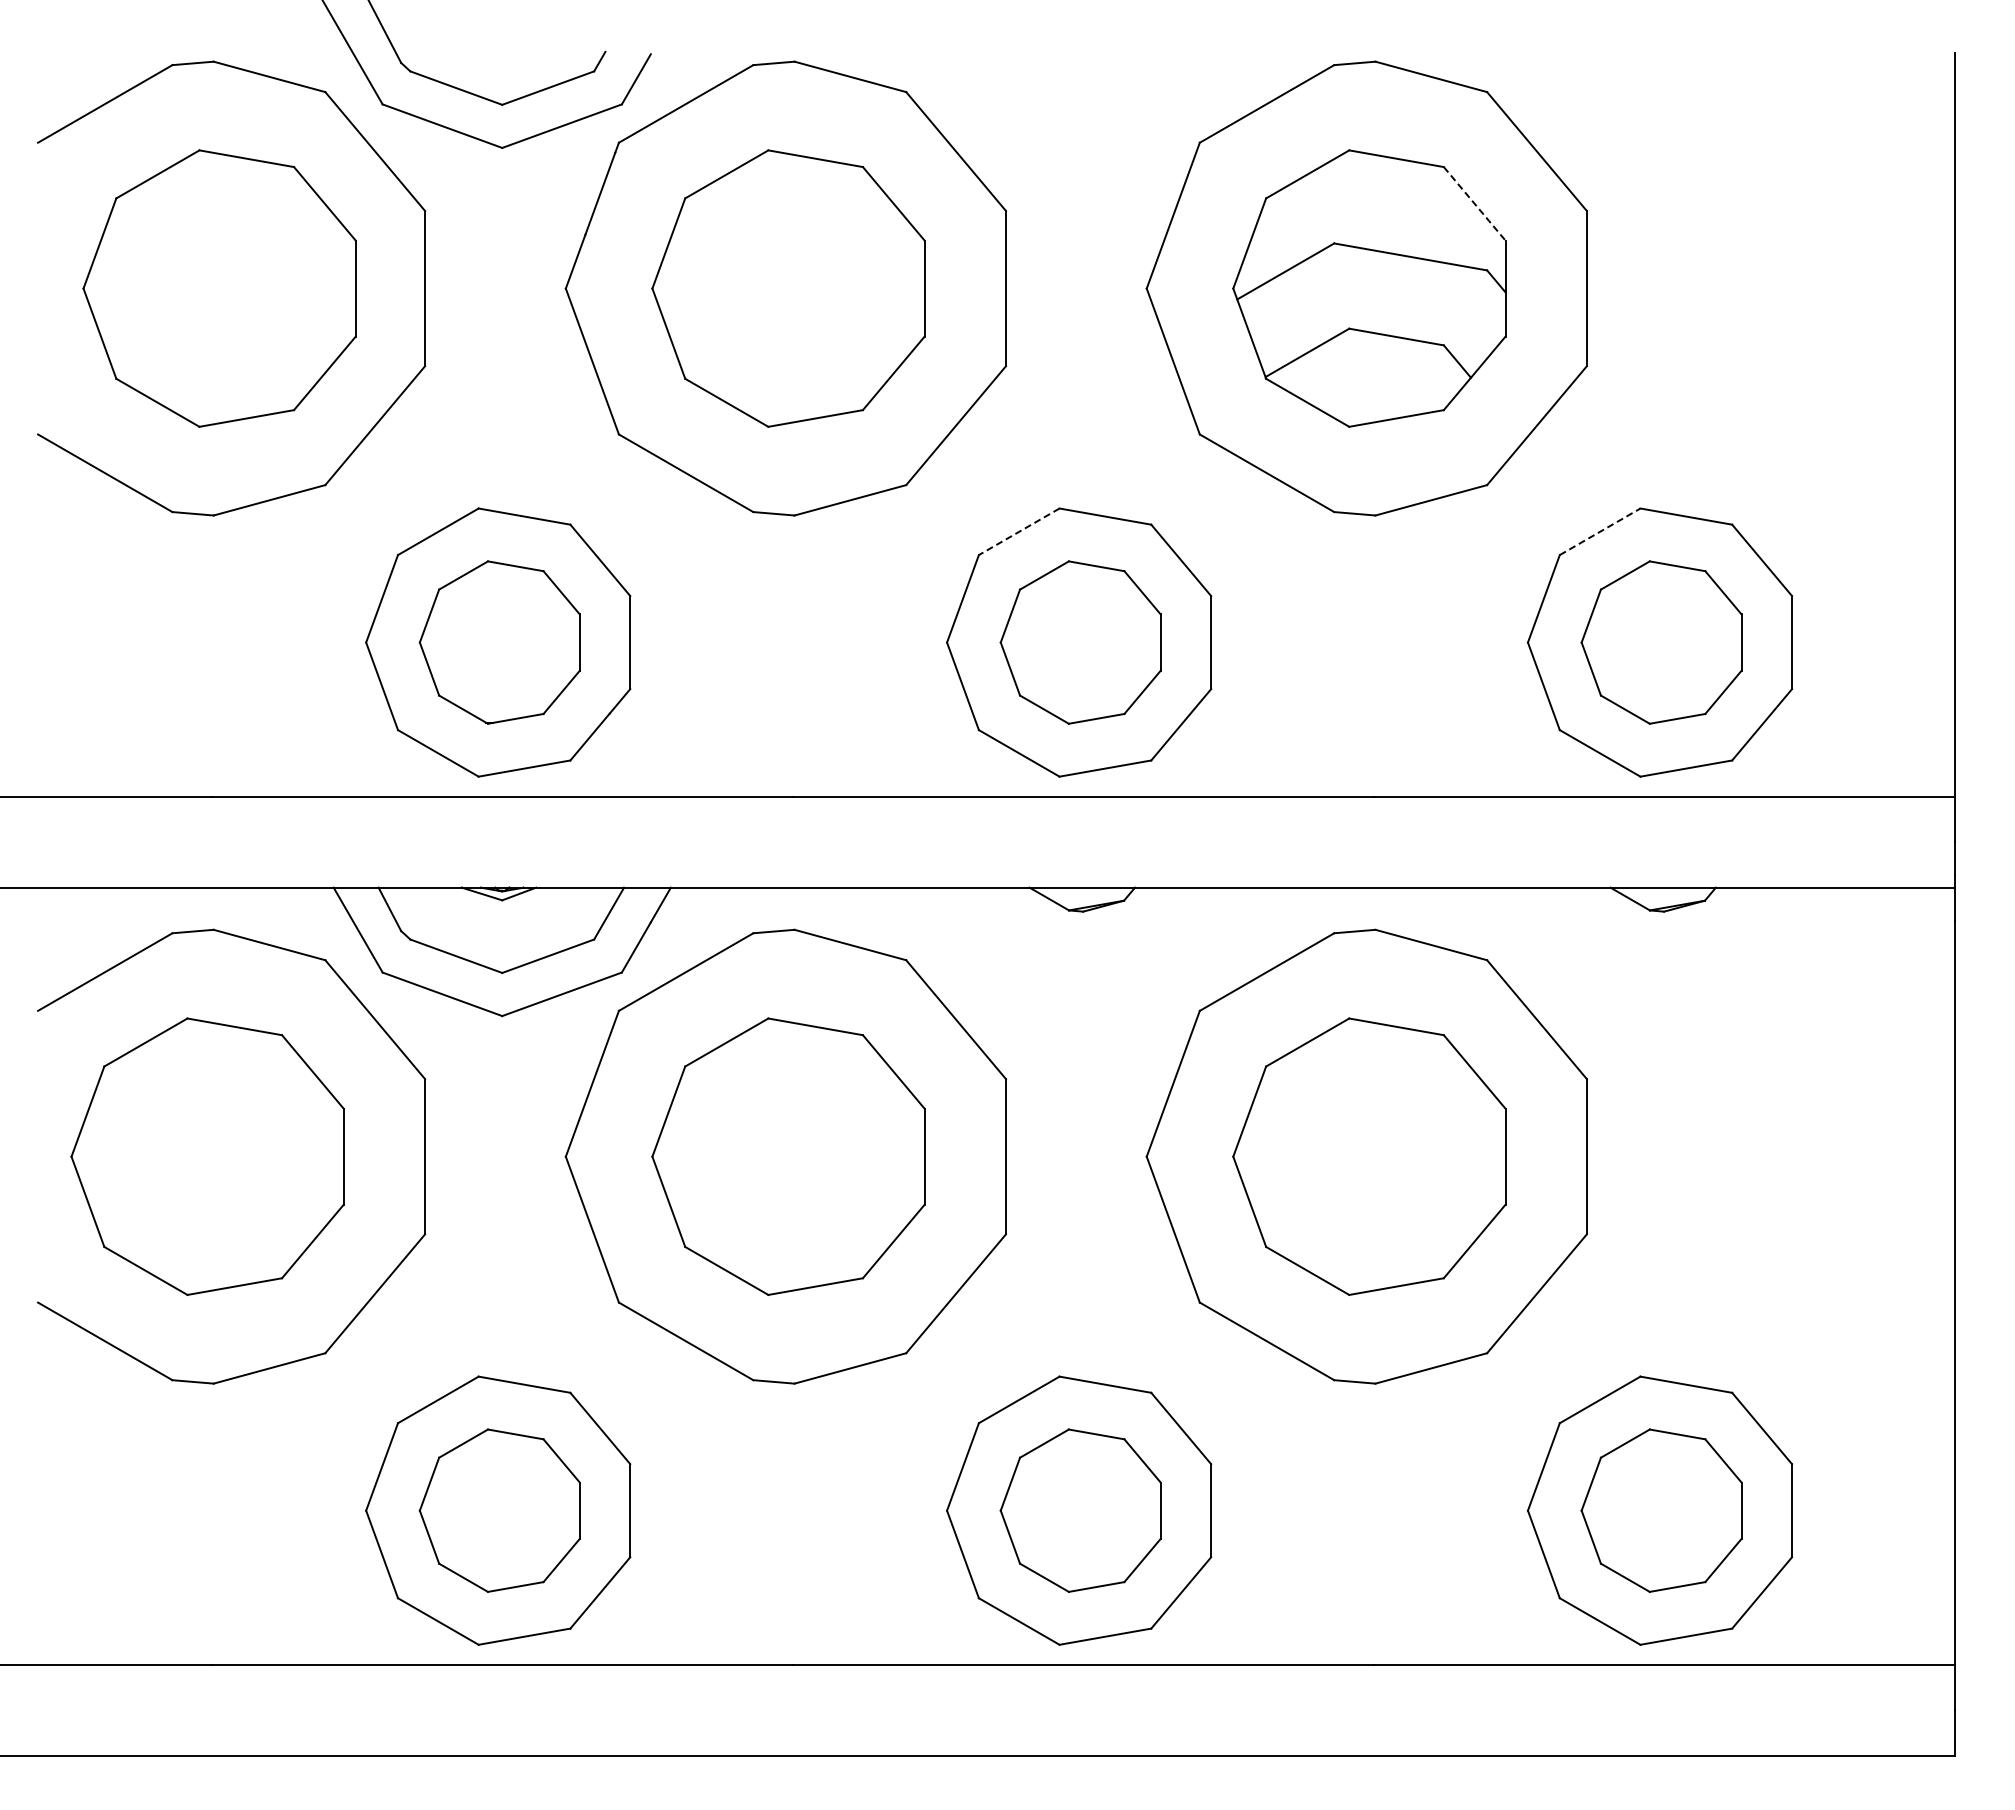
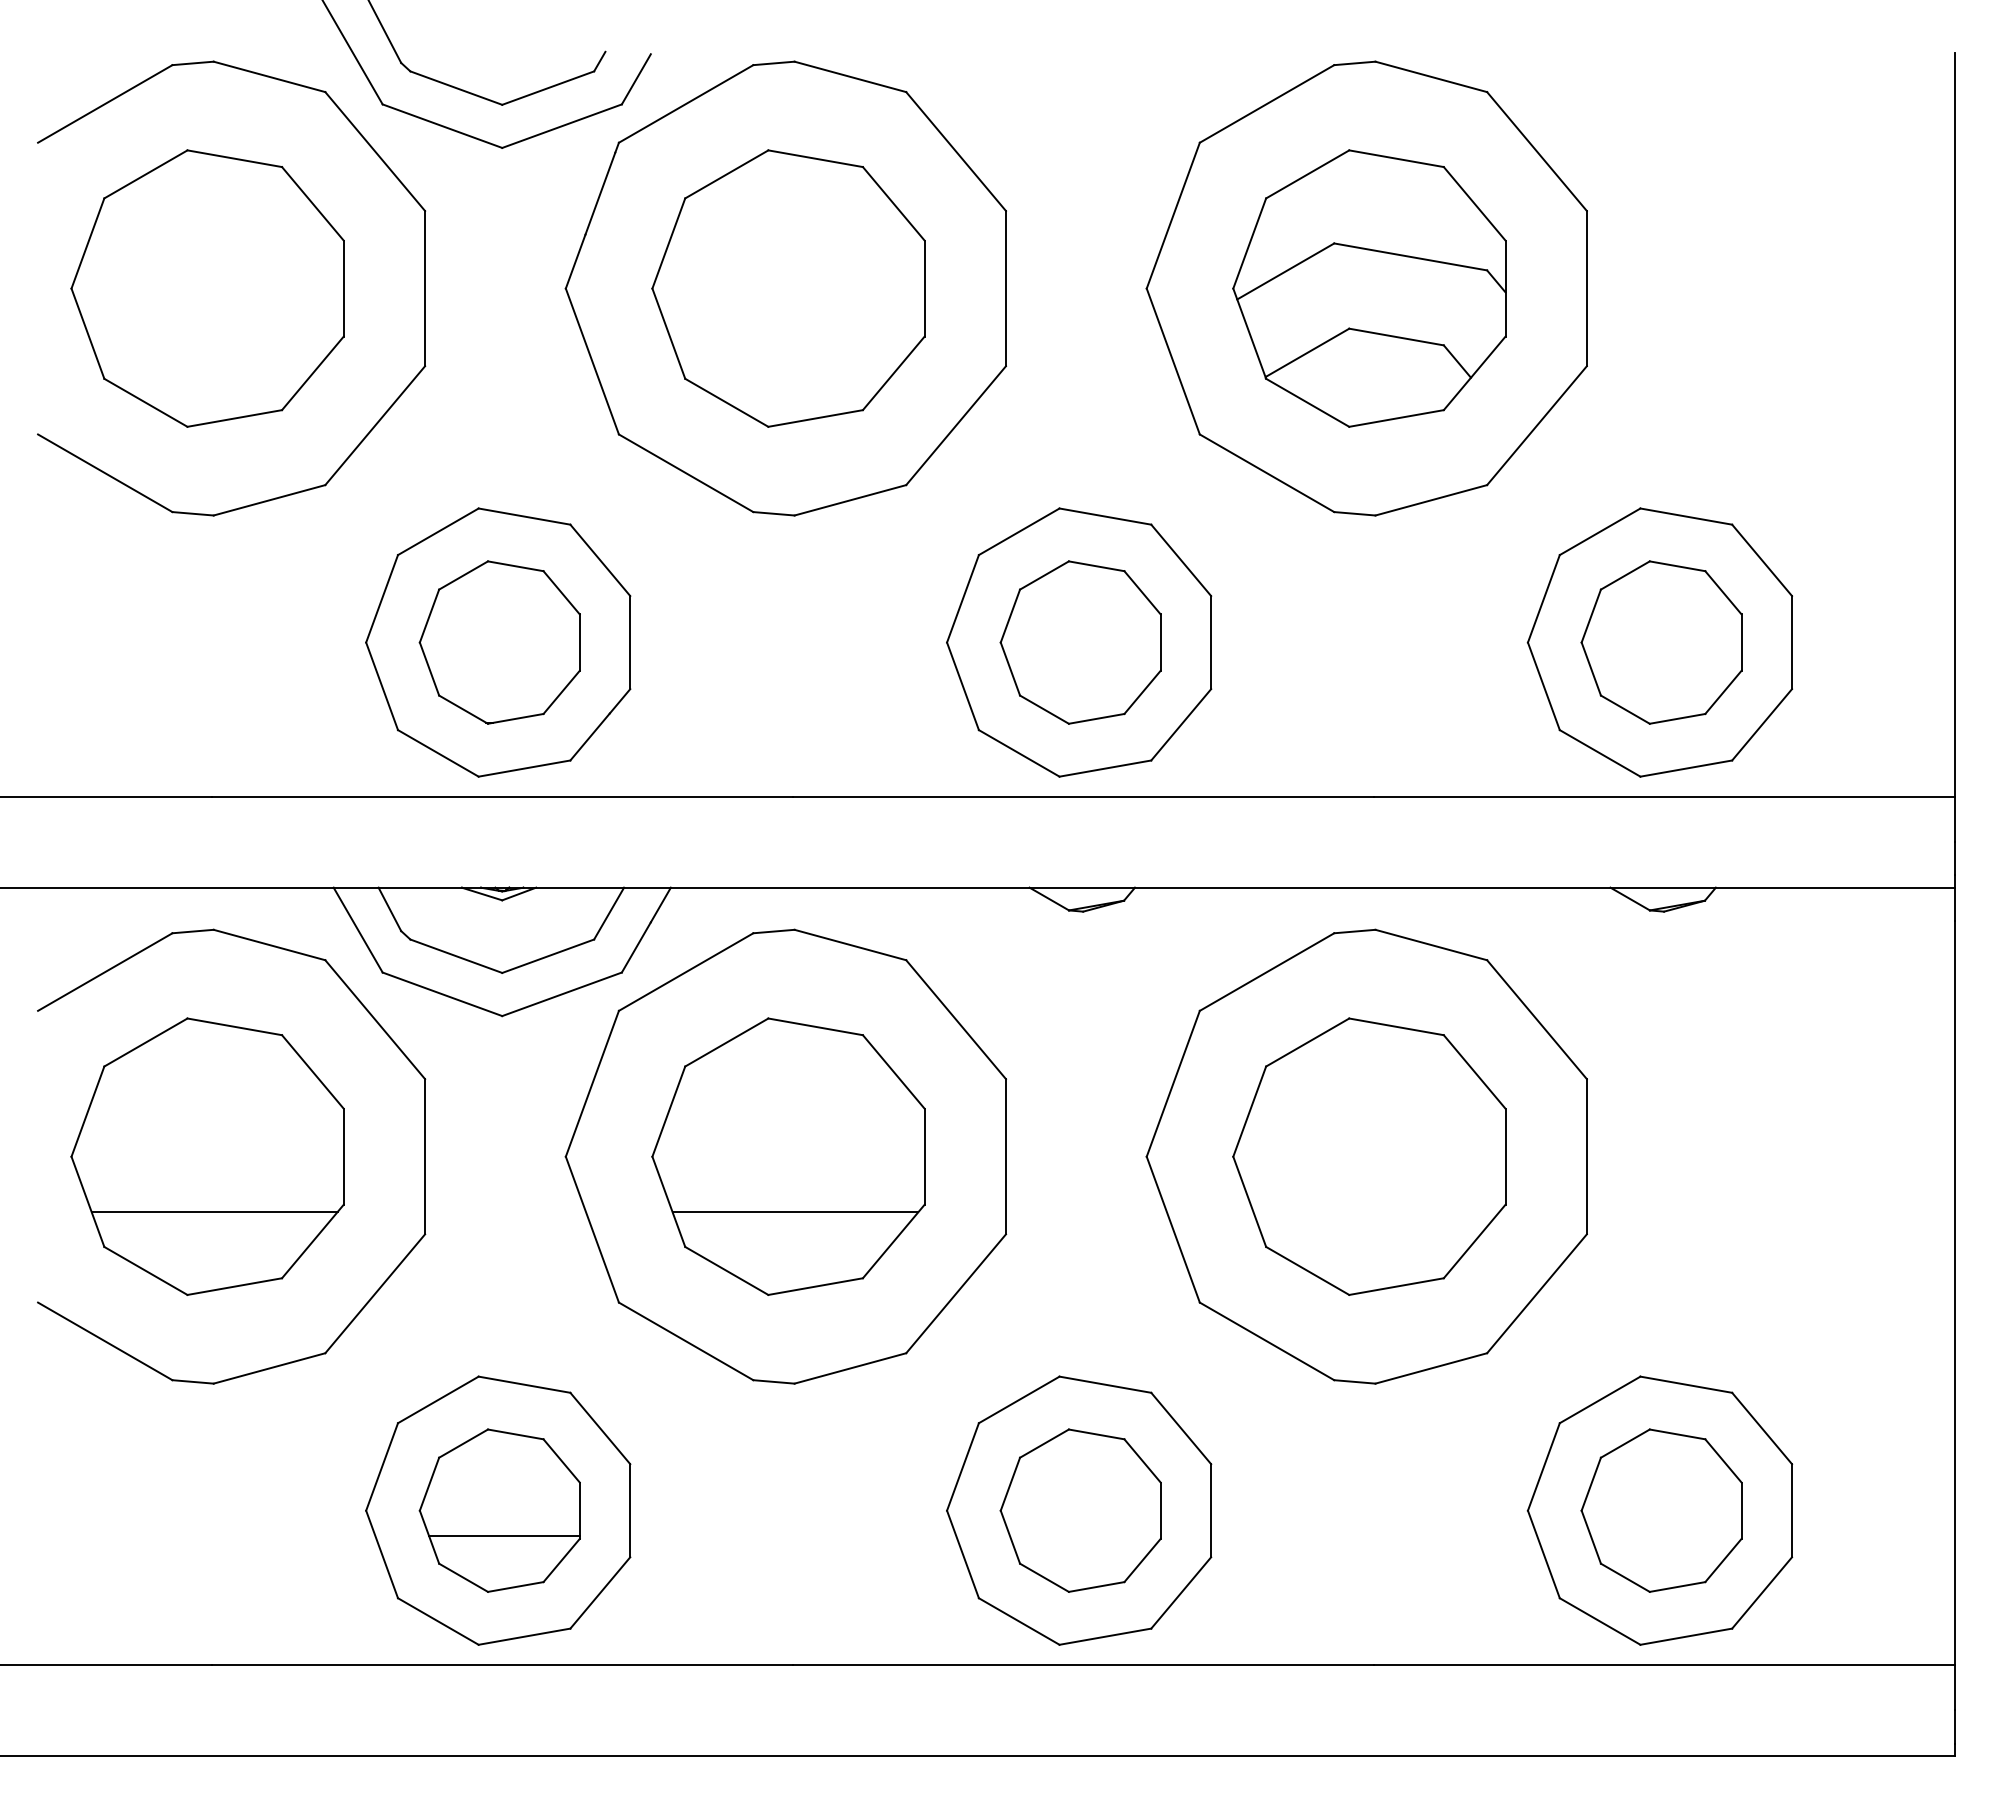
line: dashed -> solid (1474, 204)
part position: (219, 288) -> (207, 288) (207, 288)
line: dashed -> solid (1019, 531)
line: dashed -> solid (1600, 531)
line: none -> present (214, 1212)
line: none -> present (795, 1212)
line: none -> present (504, 1536)
